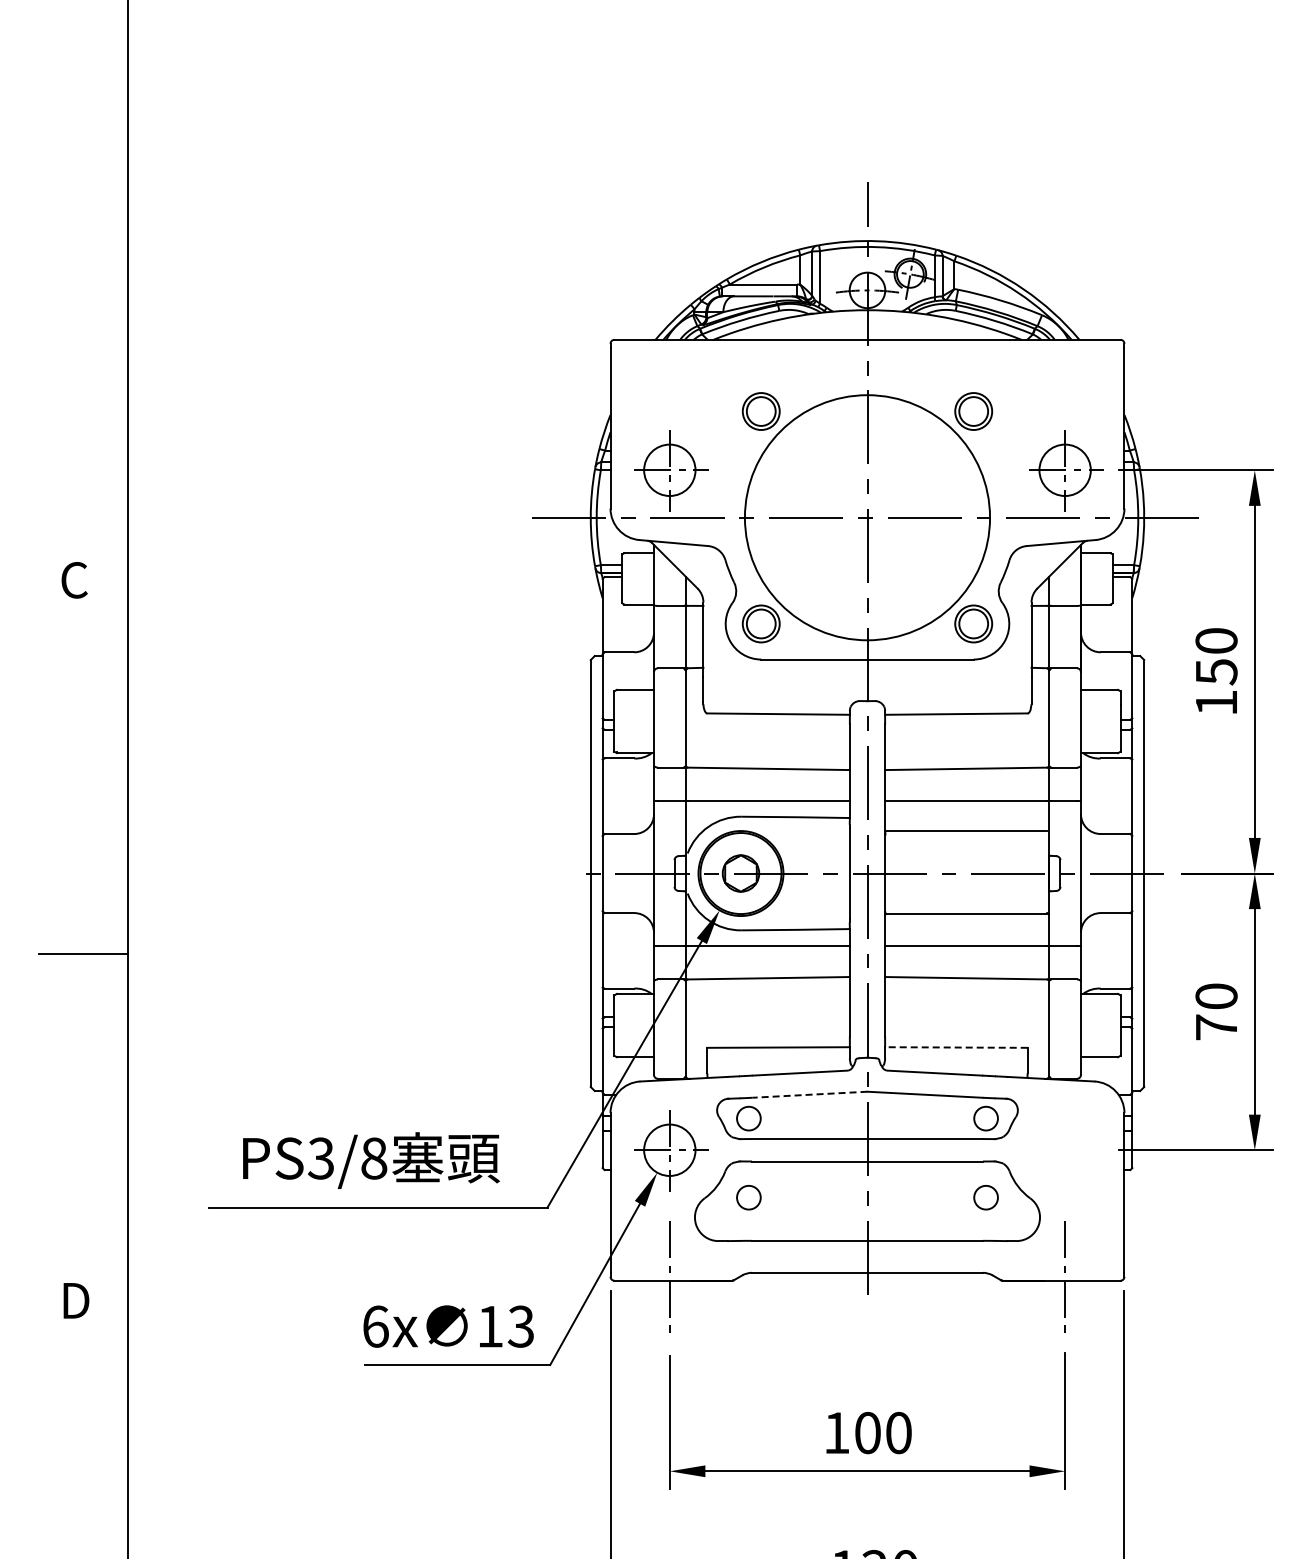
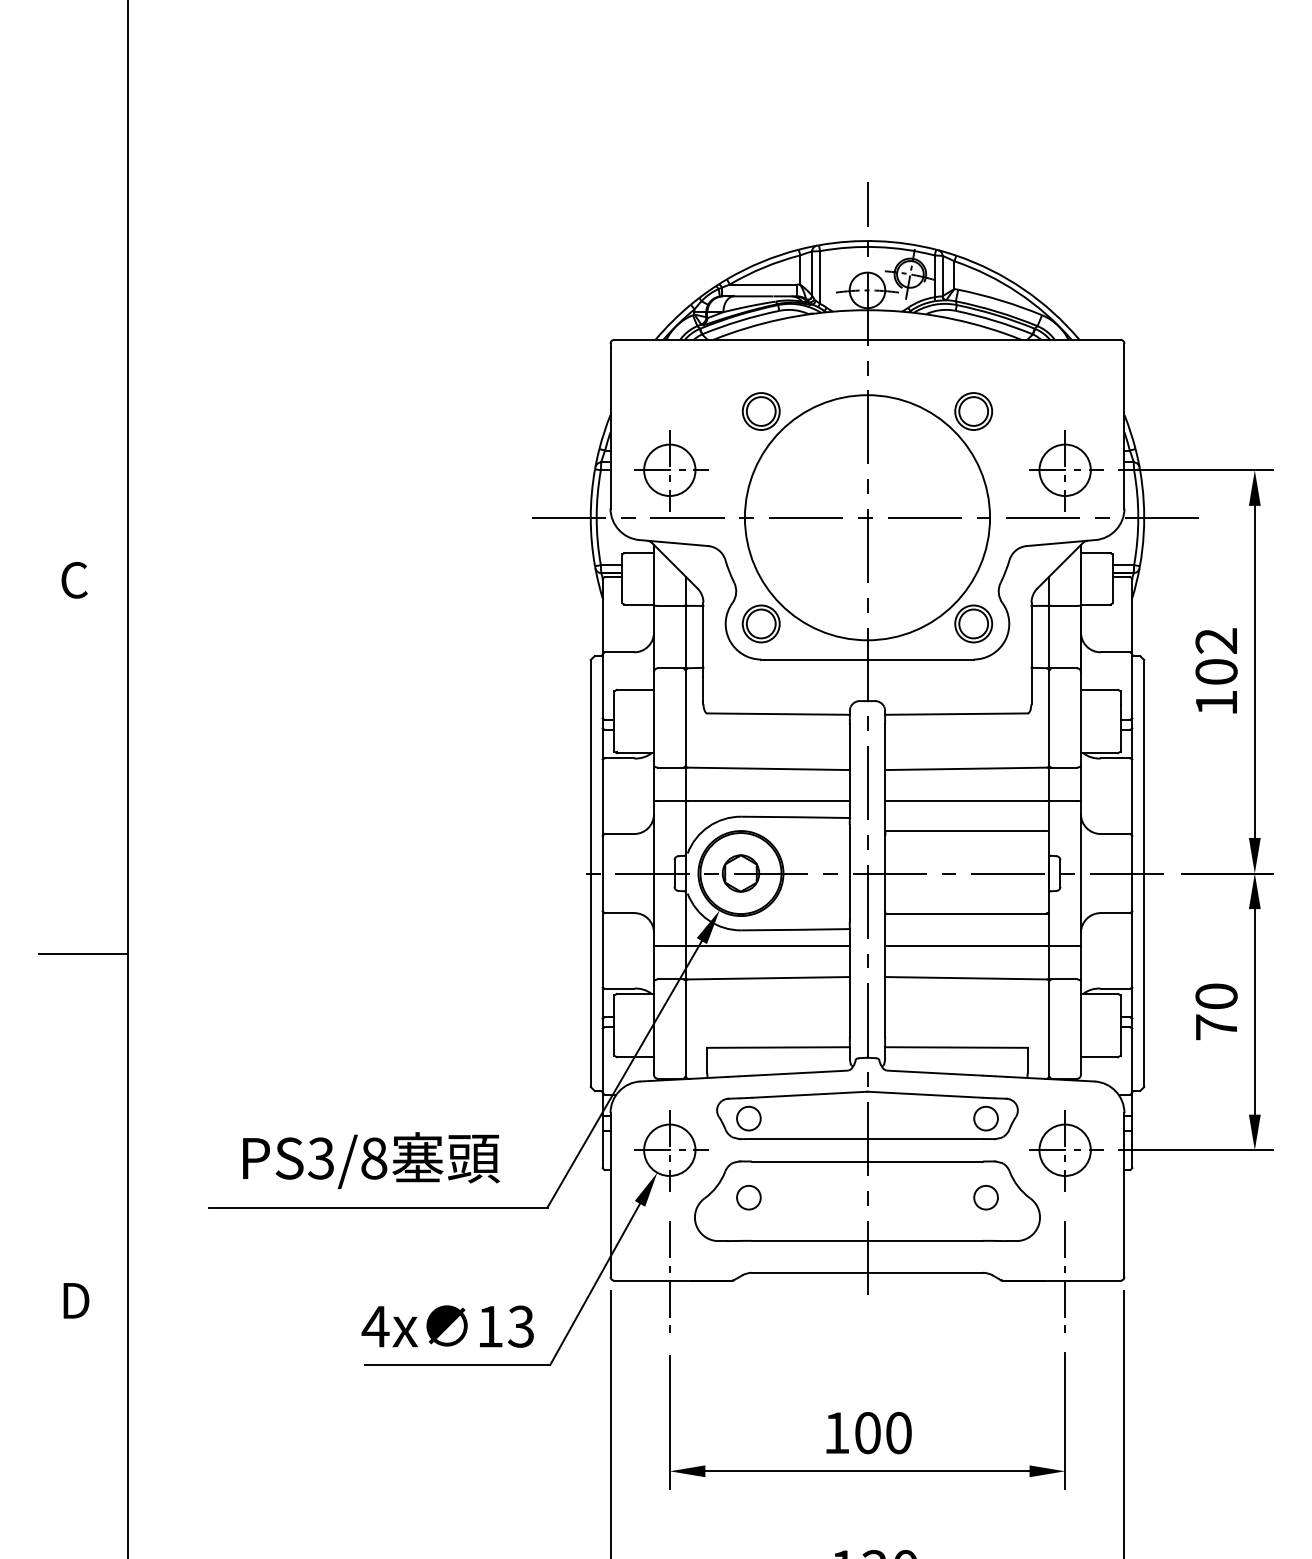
text: 150 -> 102 (1216, 656)
line: dashed -> solid (955, 1047)
line: dashed -> solid (809, 1094)
part: none -> present (1066, 1150)
text: 6x -> 4x (375, 1326)
